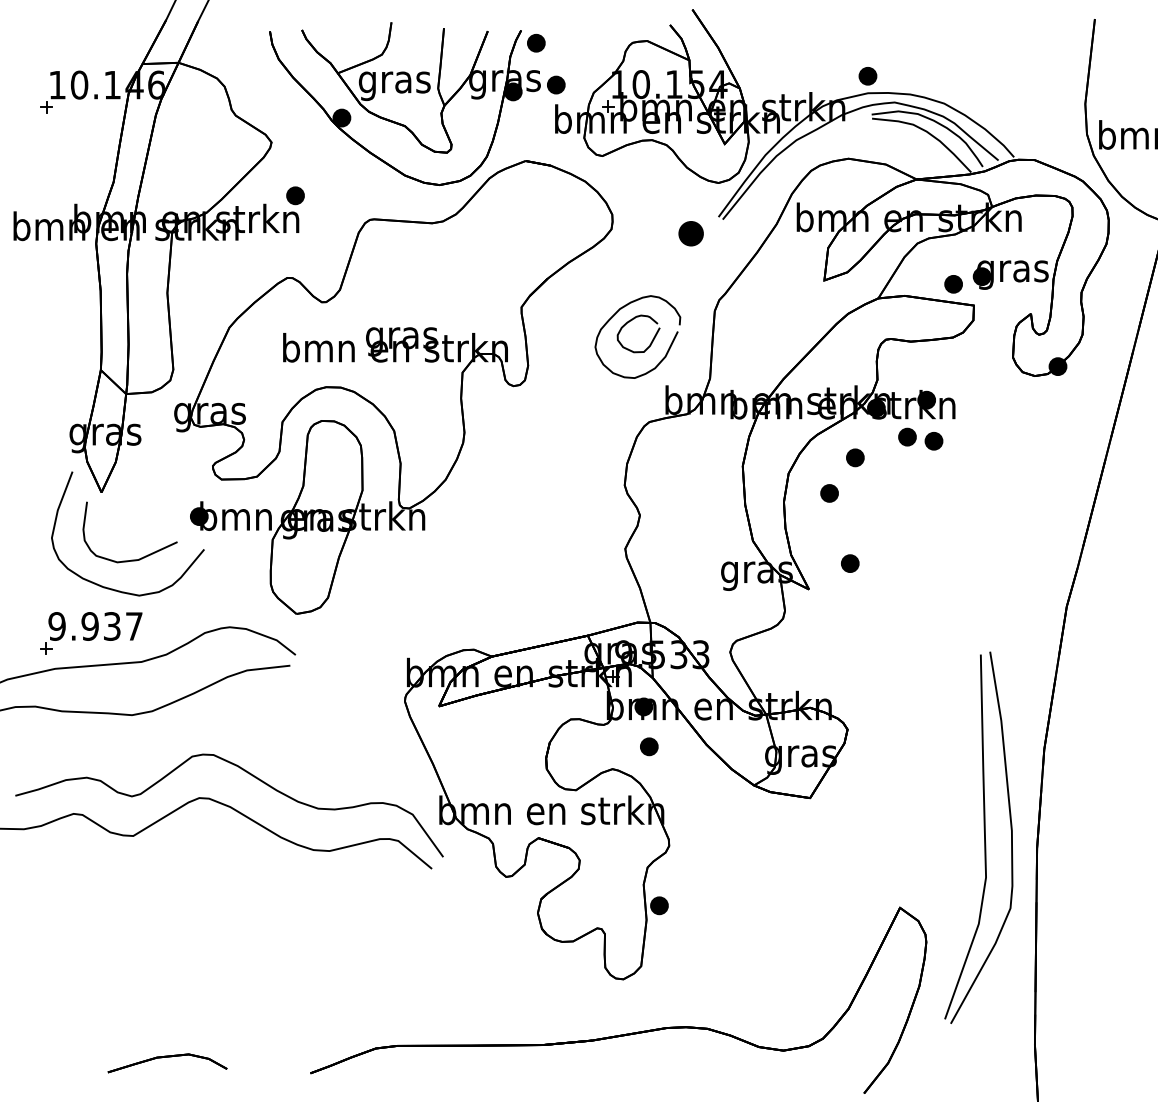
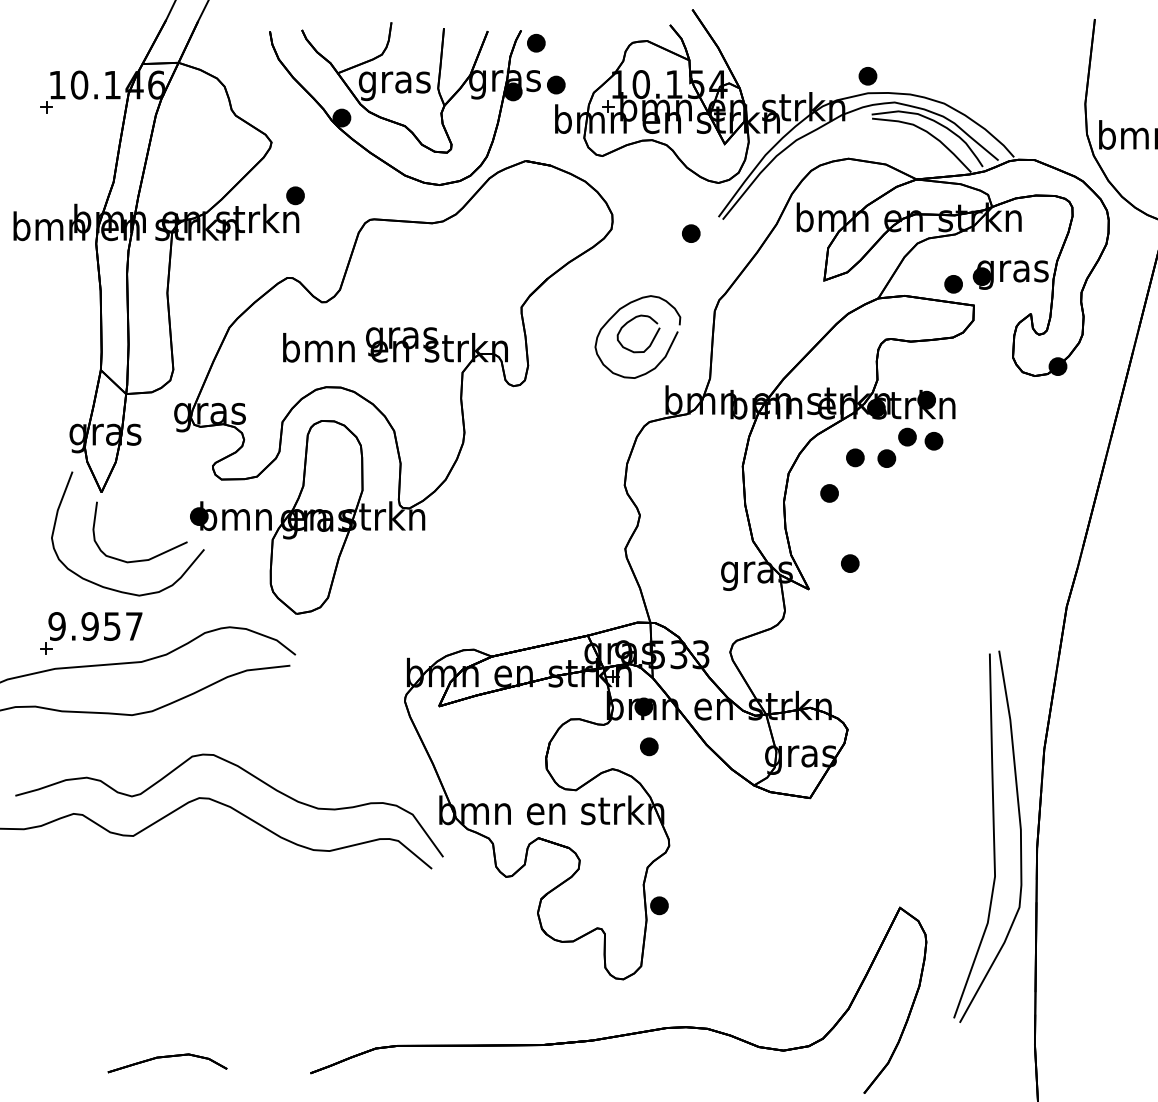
part size: 26x26 px -> 19x19 px (691, 233)
part: none -> present (886, 458)
curve position: (131, 559) -> (141, 559) (141, 559)
text: 9.937 -> 9.957 (112, 626)
part position: (978, 837) -> (987, 836) (987, 836)
